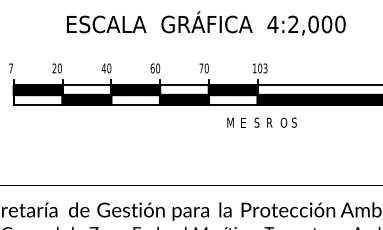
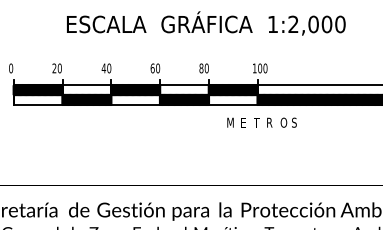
text: 4:2,000 -> 1:2,000 (272, 24)
text: 7 -> 0 (11, 68)
text: 70 -> 80 (201, 68)
text: 103 -> 100 (265, 68)
text: S -> T (256, 122)
